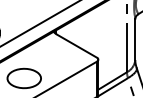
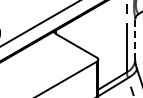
line: solid -> dashed (135, 39)
part: present -> none (23, 78)
